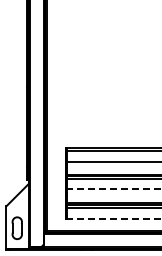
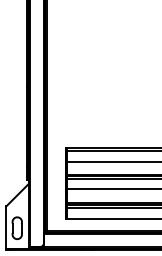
line: dashed -> solid (113, 189)
line: dashed -> solid (113, 219)
